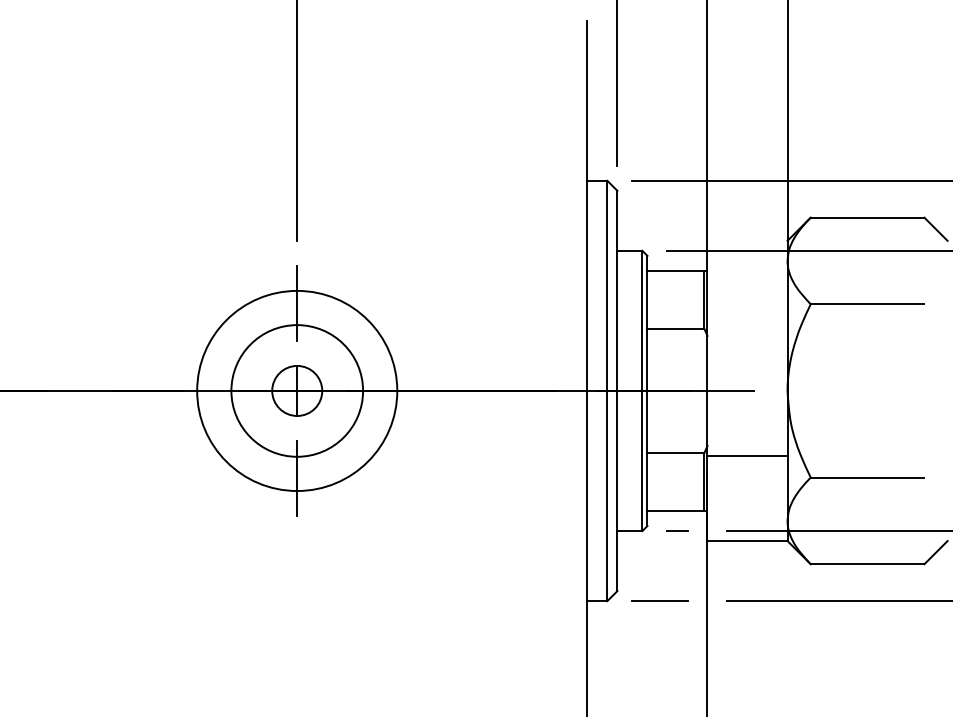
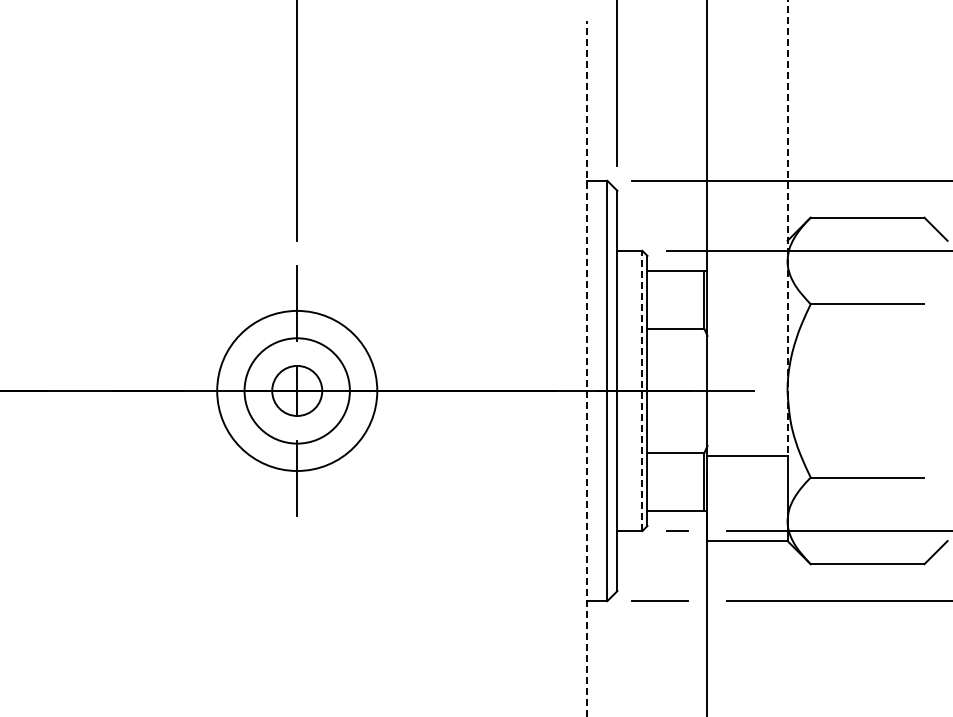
line: solid -> dashed (787, 228)
line: solid -> dashed (587, 368)
circle diameter: 132 px -> 105 px (296, 390)
circle diameter: 200 px -> 160 px (297, 390)
line: solid -> dashed (642, 390)
